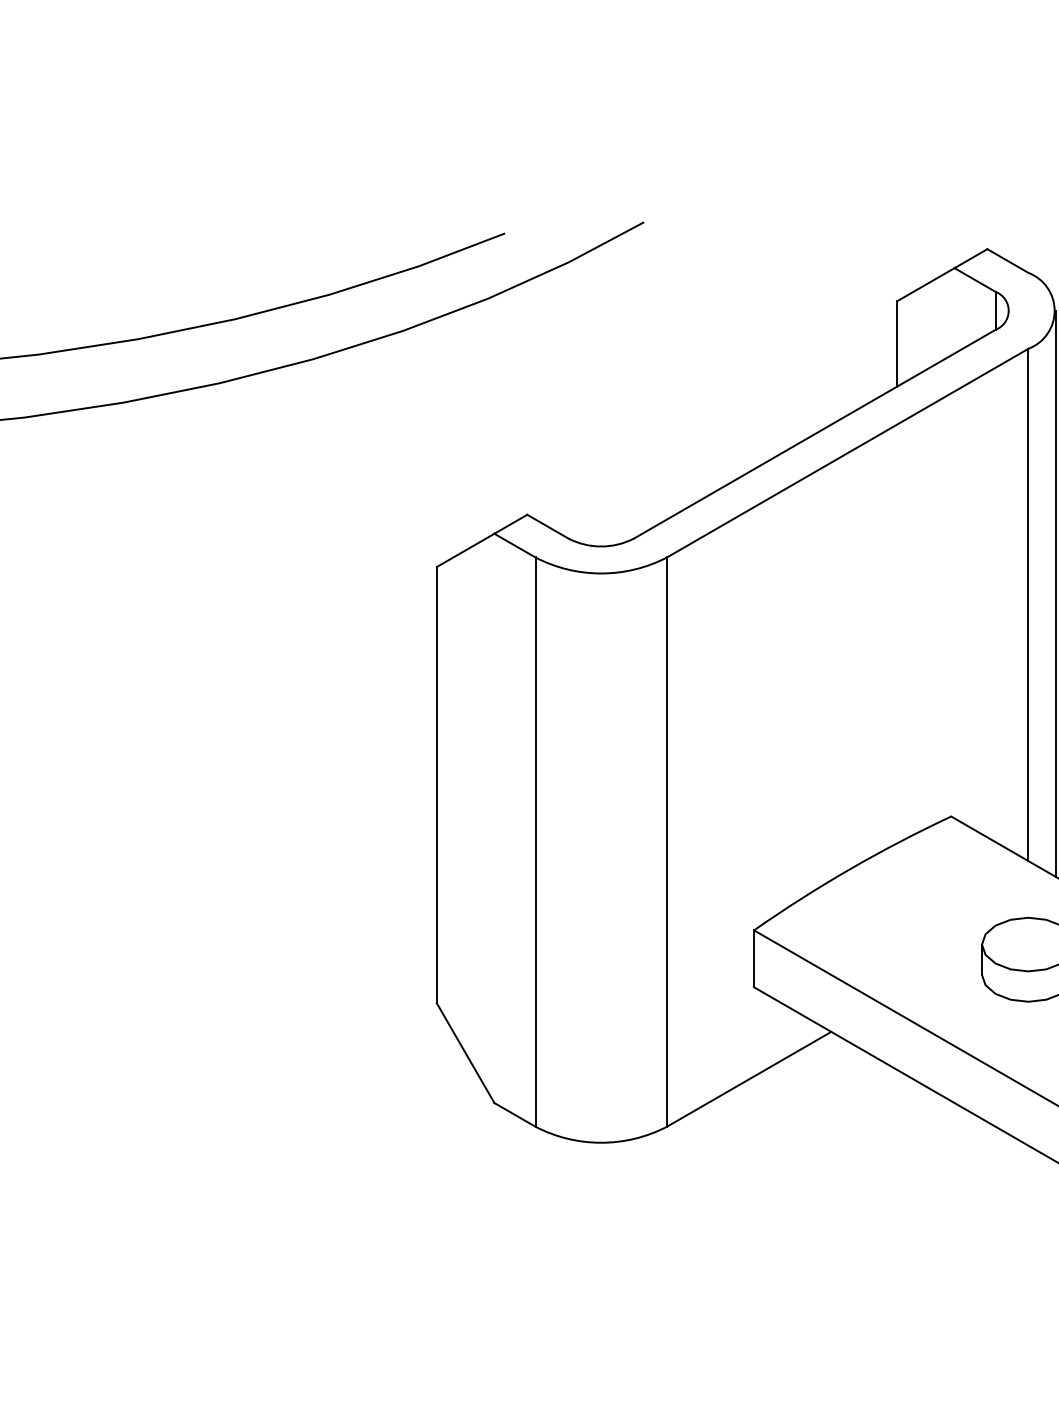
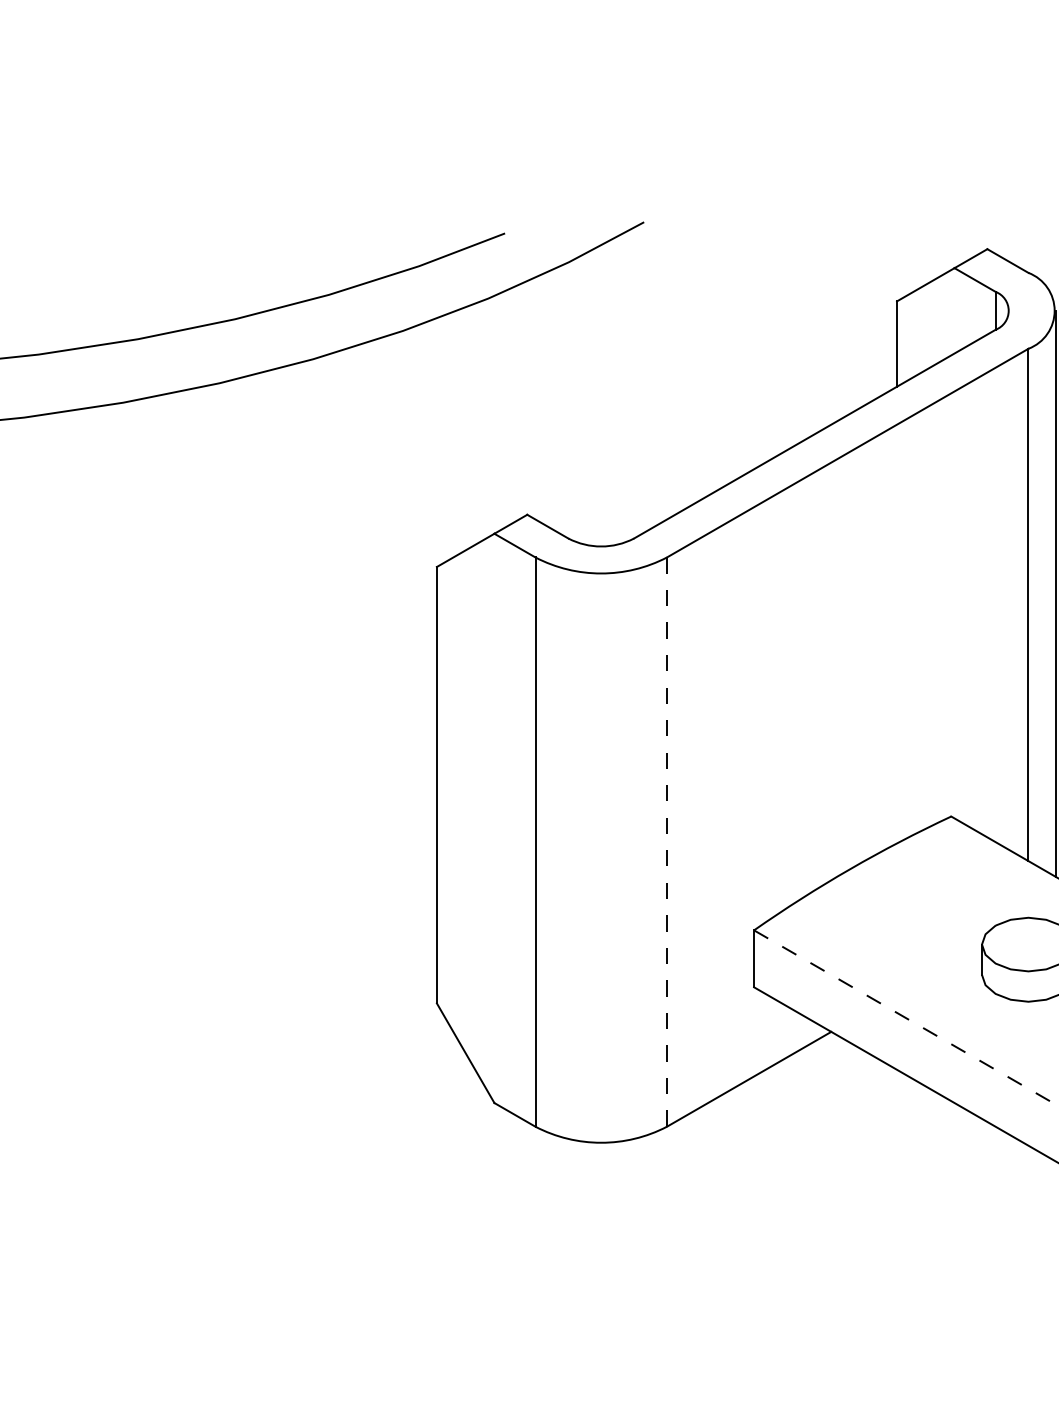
line: solid -> dashed (666, 842)
line: solid -> dashed (906, 1018)
